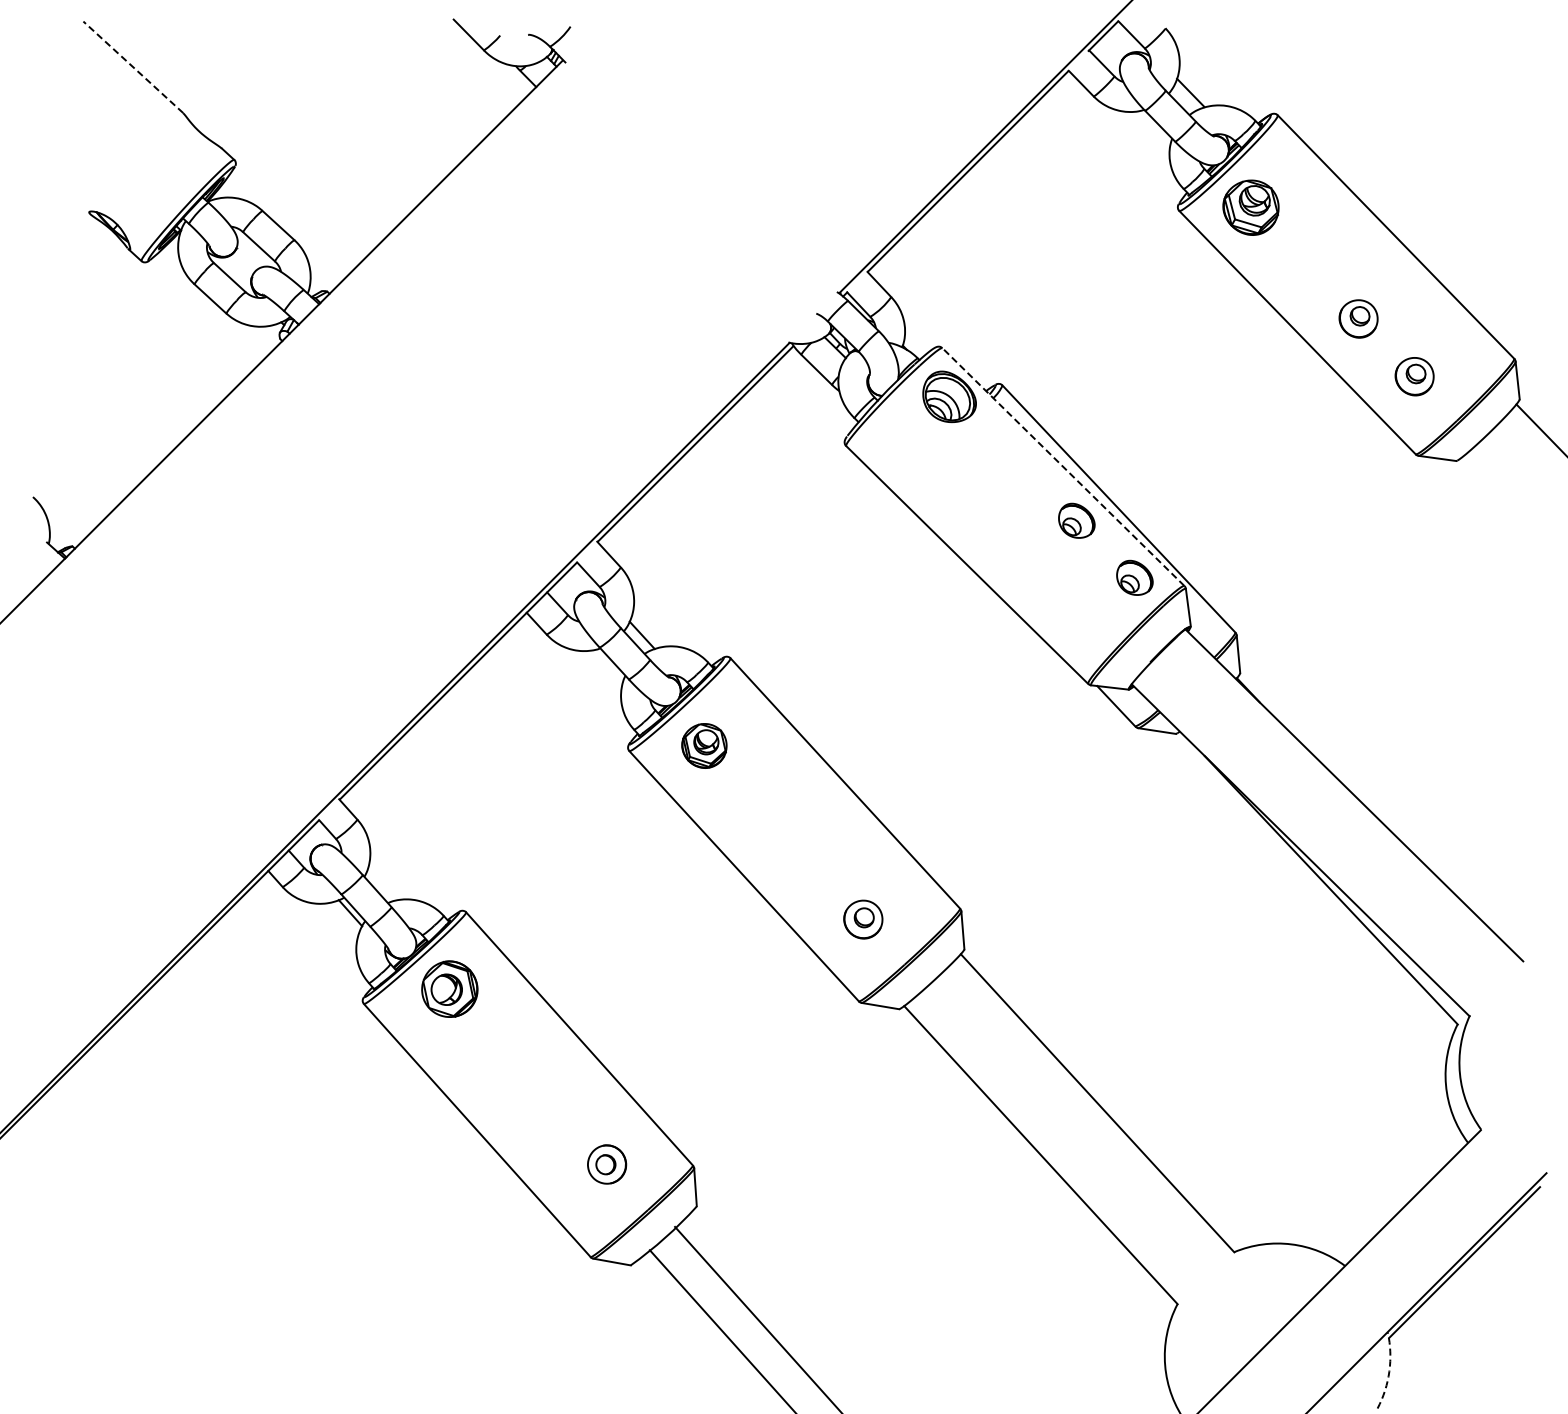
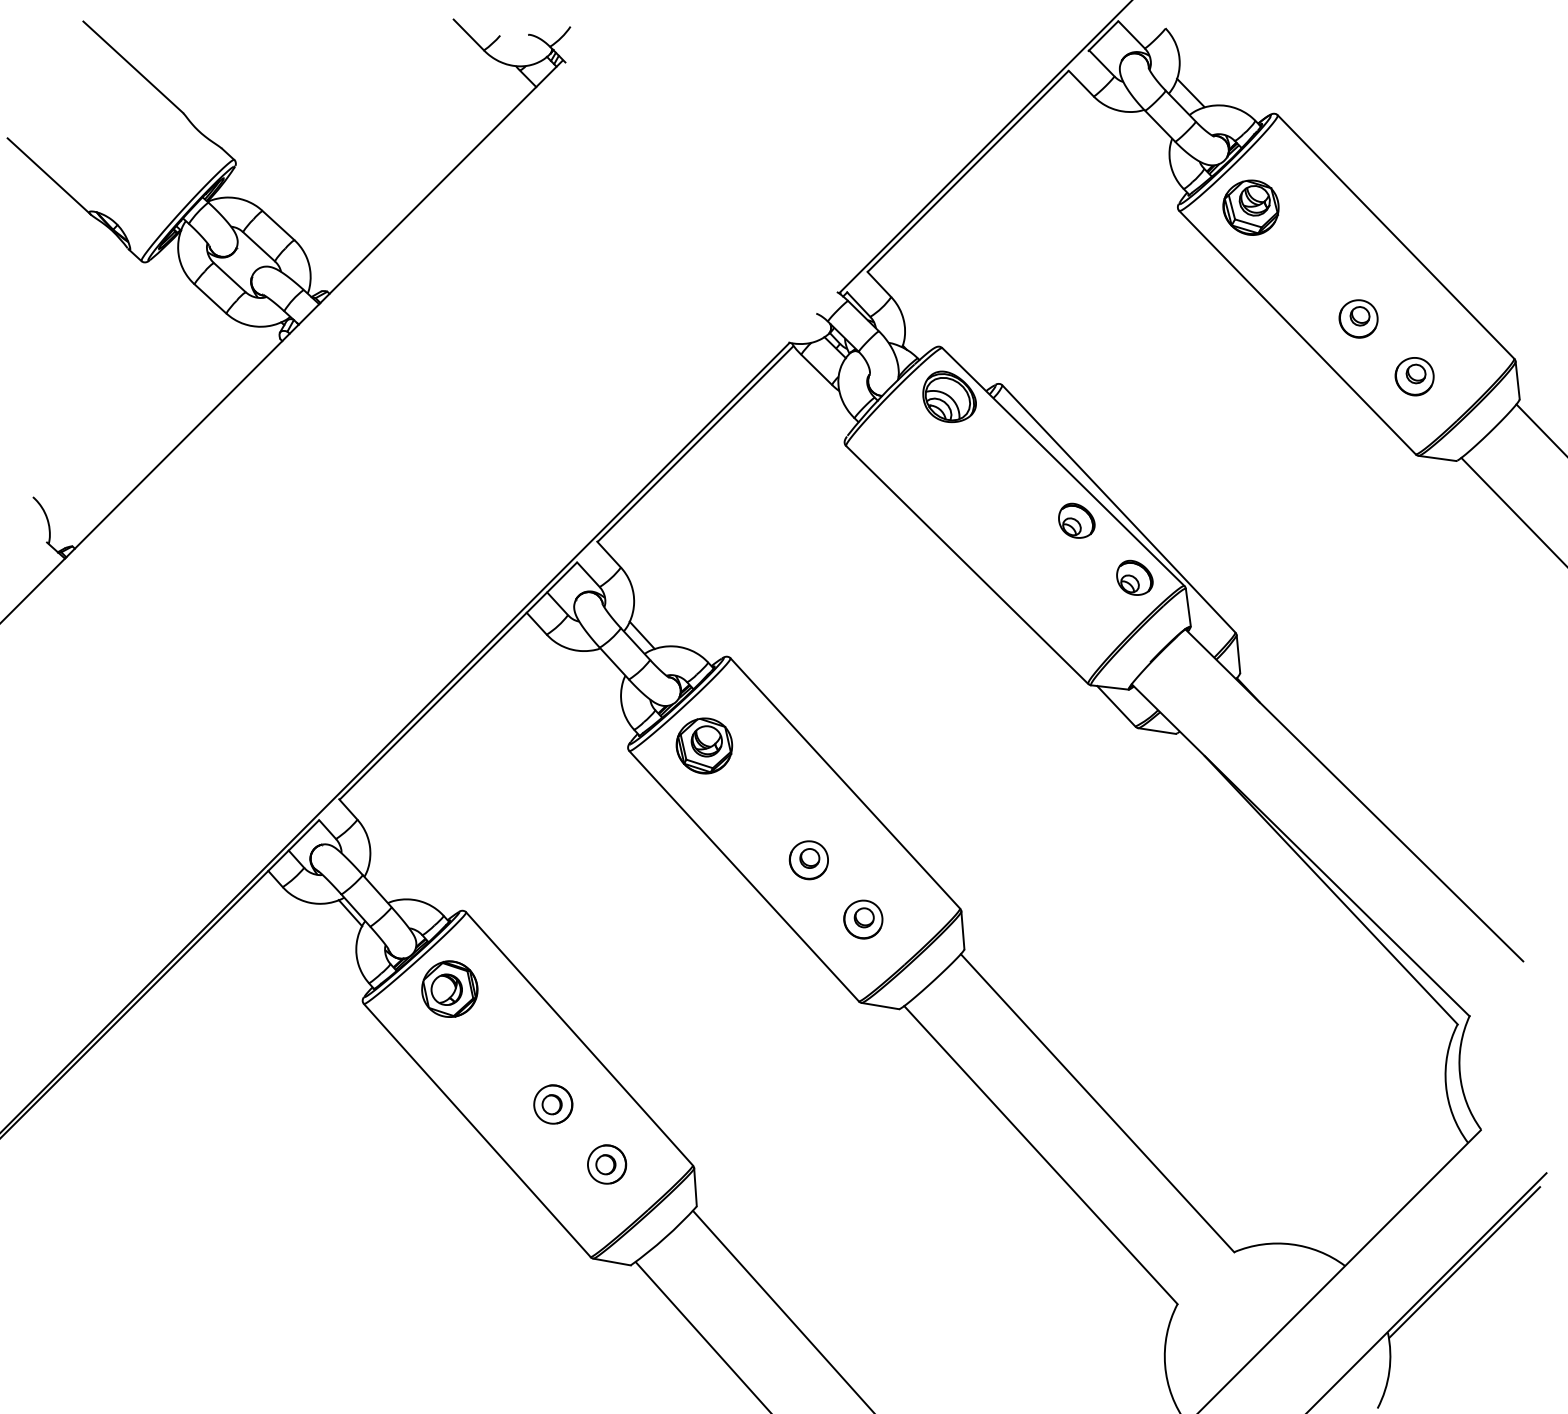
line: dashed -> solid (133, 67)
line: none -> present (48, 176)
line: dashed -> solid (1063, 467)
line: none -> present (1512, 510)
part size: 47x46 px -> 59x58 px (704, 745)
part: none -> present (808, 860)
part: none -> present (553, 1104)
line position: (757, 1318) -> (782, 1310) (782, 1310)
line position: (721, 1330) -> (701, 1336) (701, 1336)
arc: dashed -> solid (1389, 1371)
